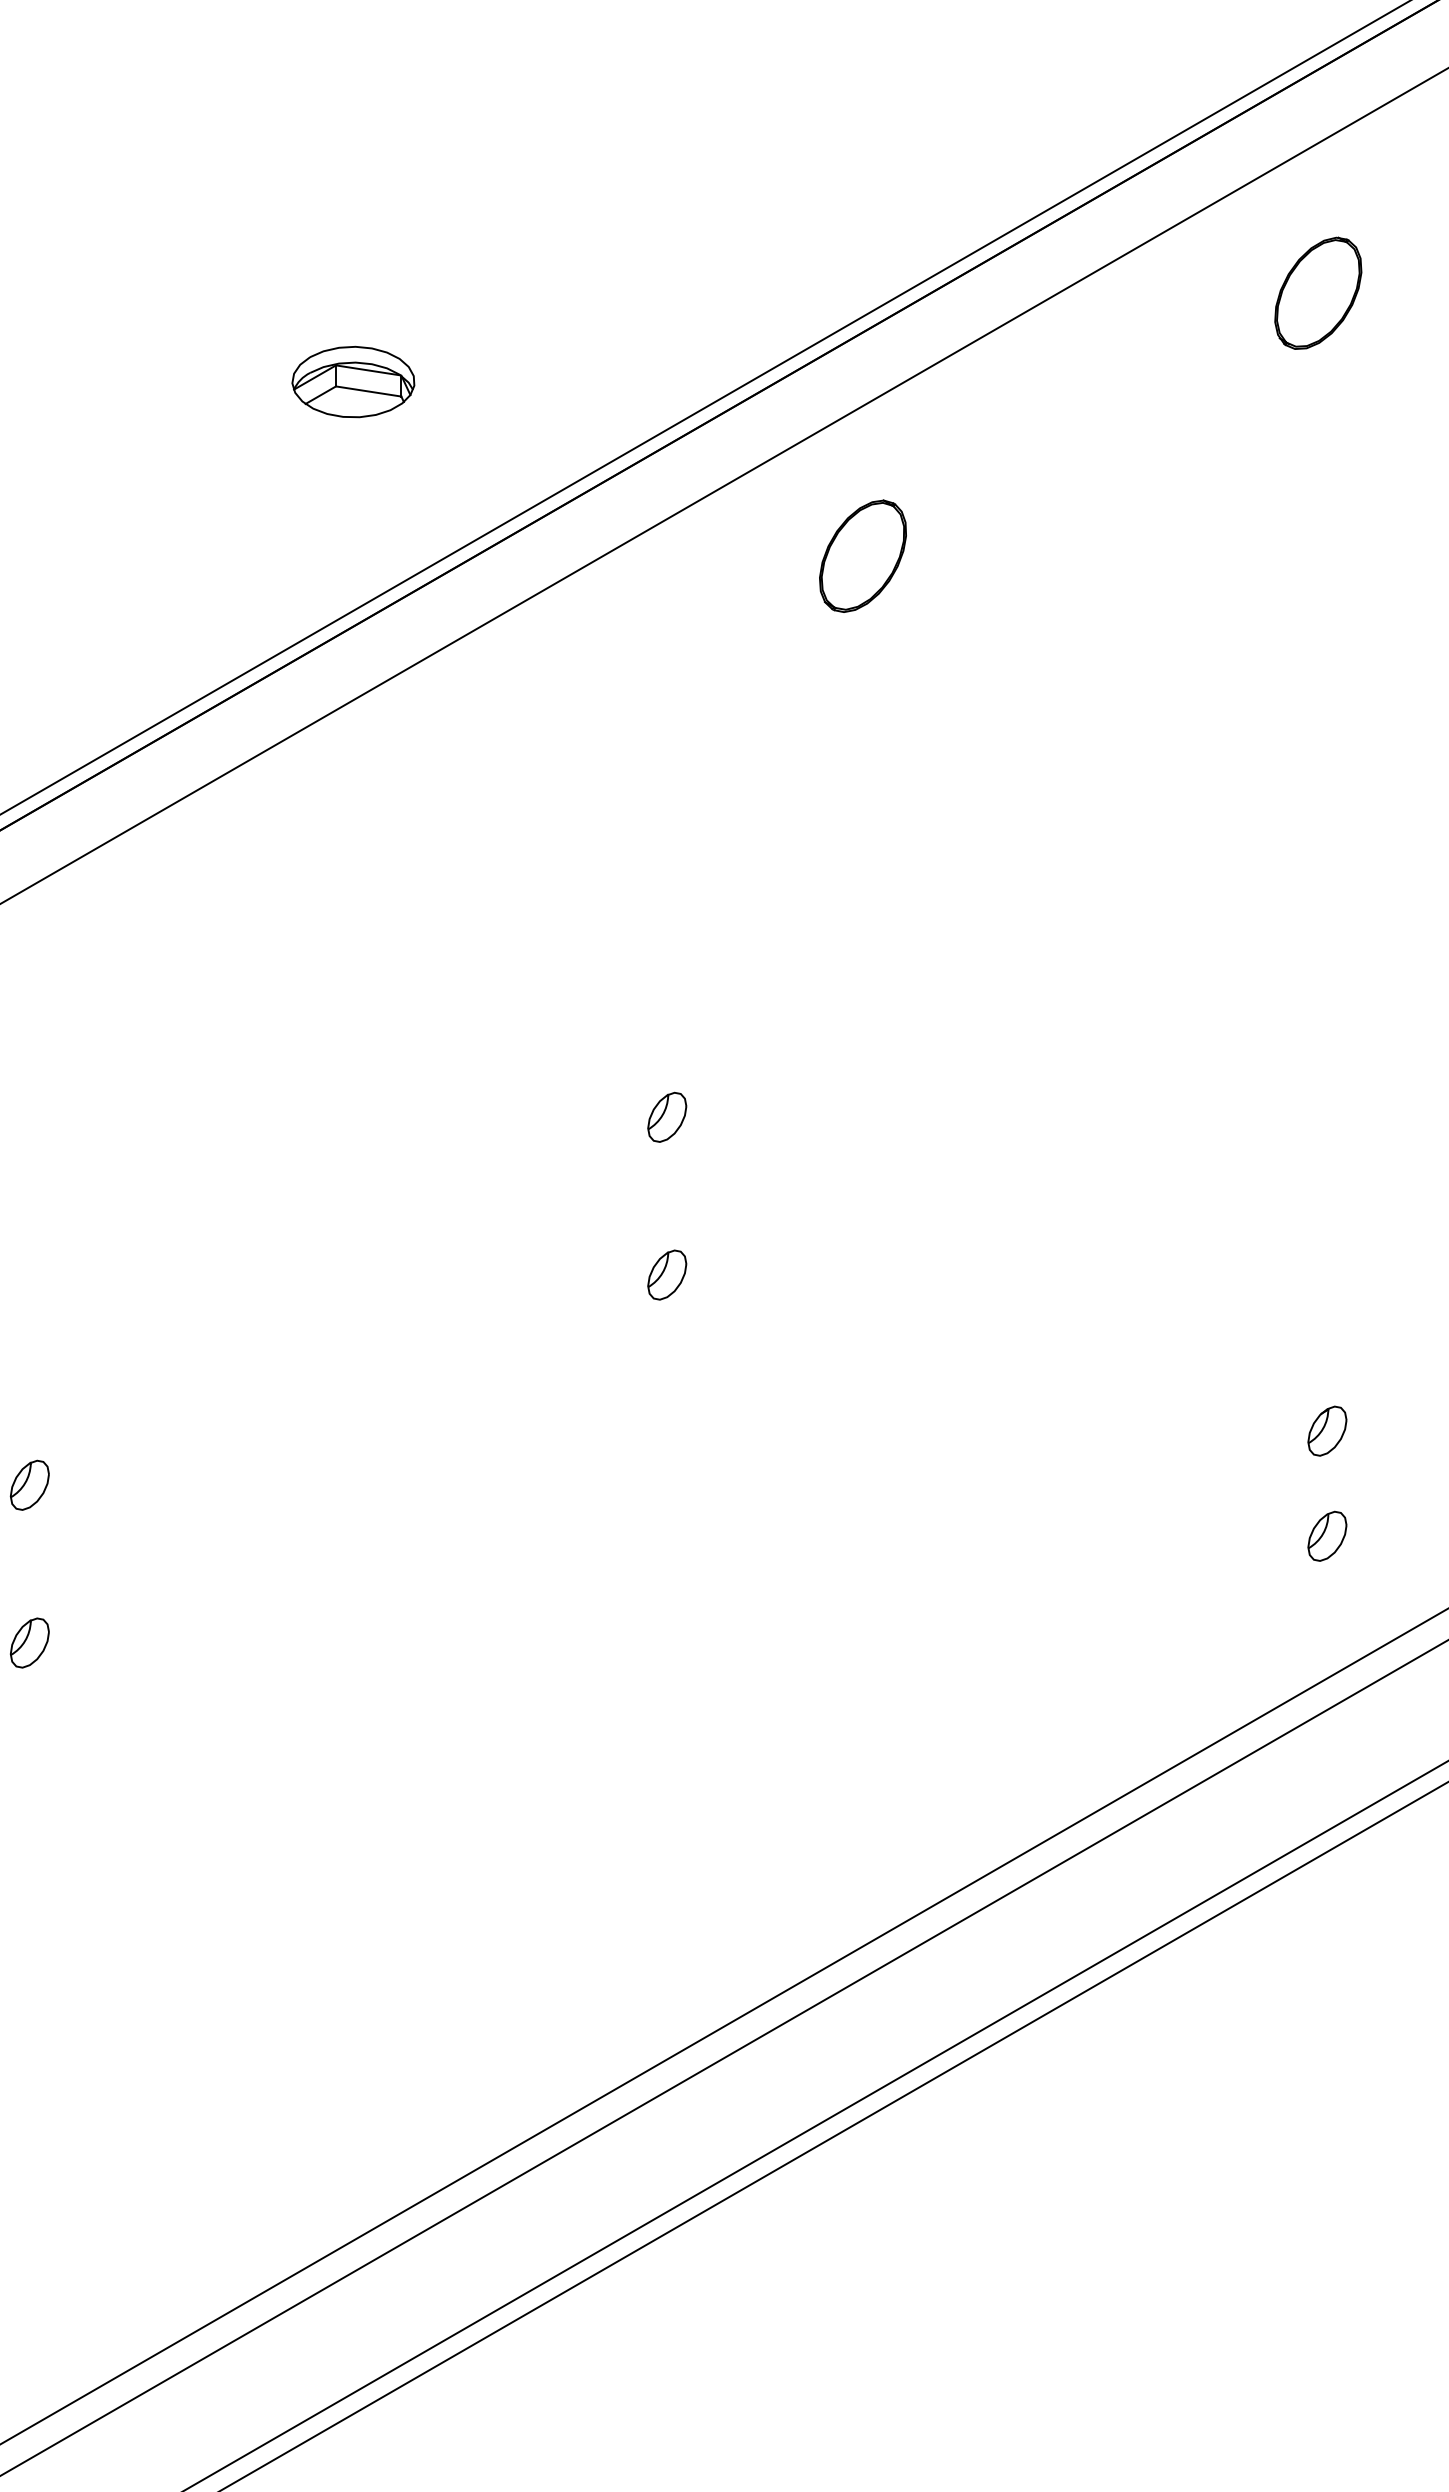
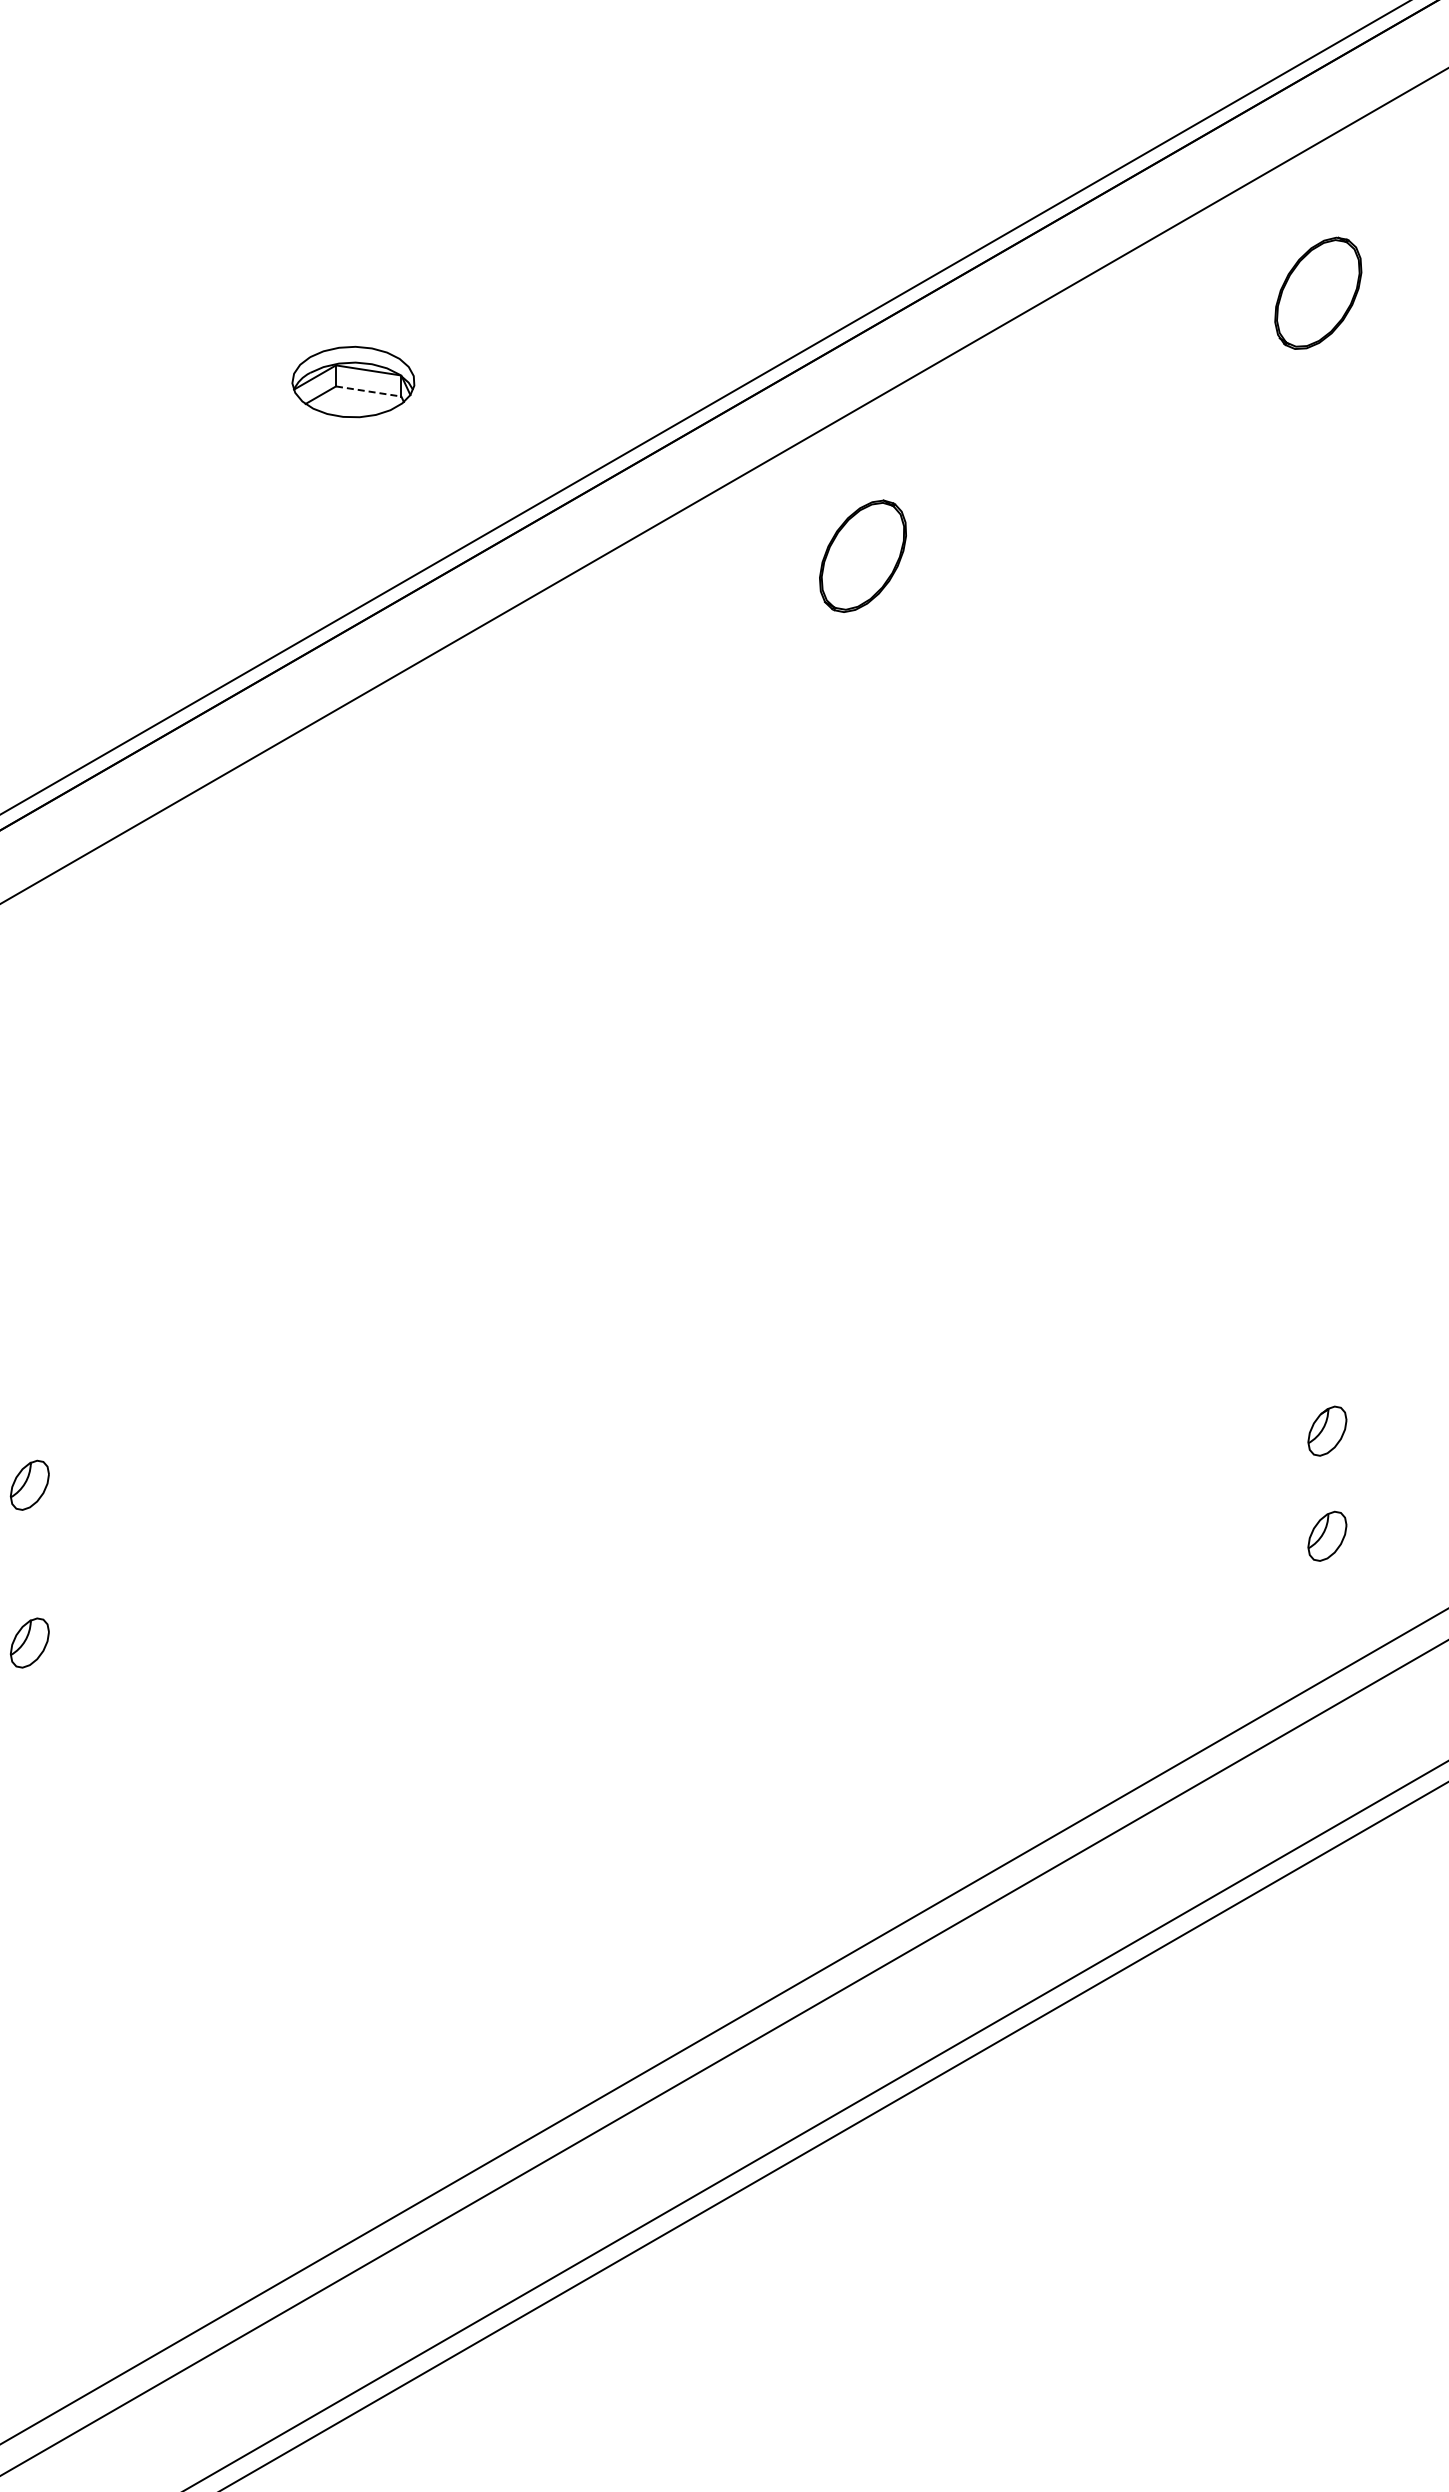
line: solid -> dashed (369, 391)
part: present -> none (667, 1116)
part: present -> none (667, 1274)
